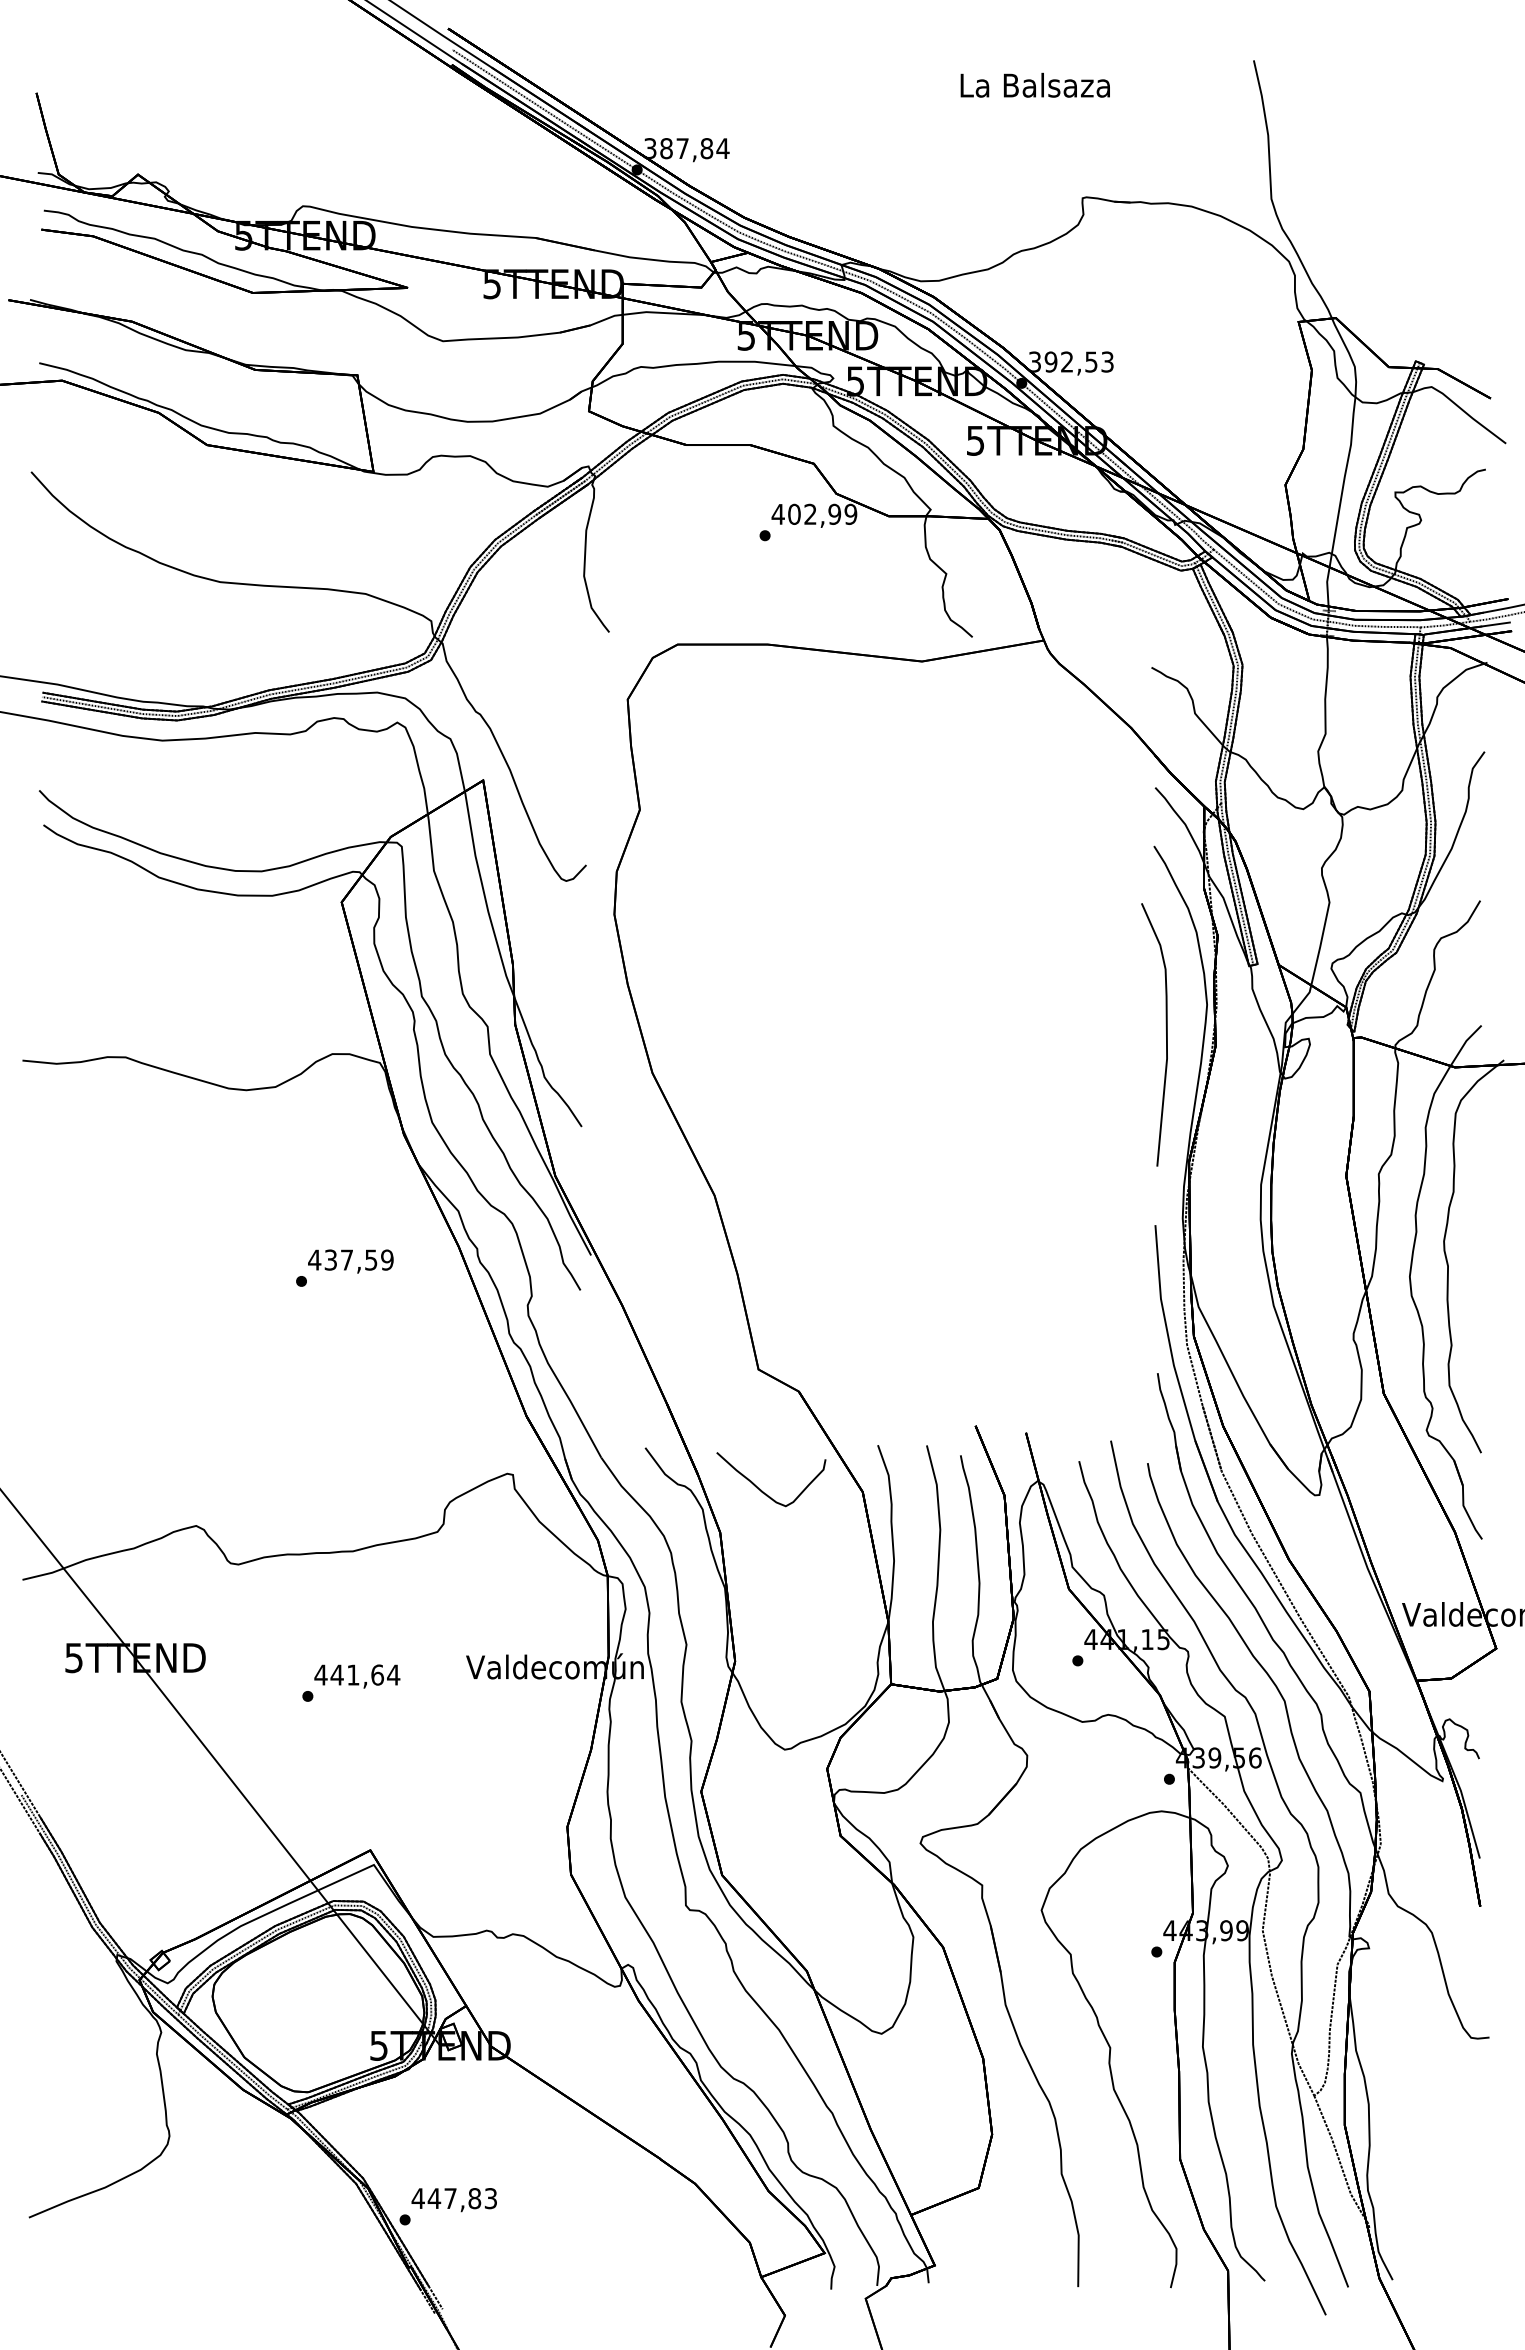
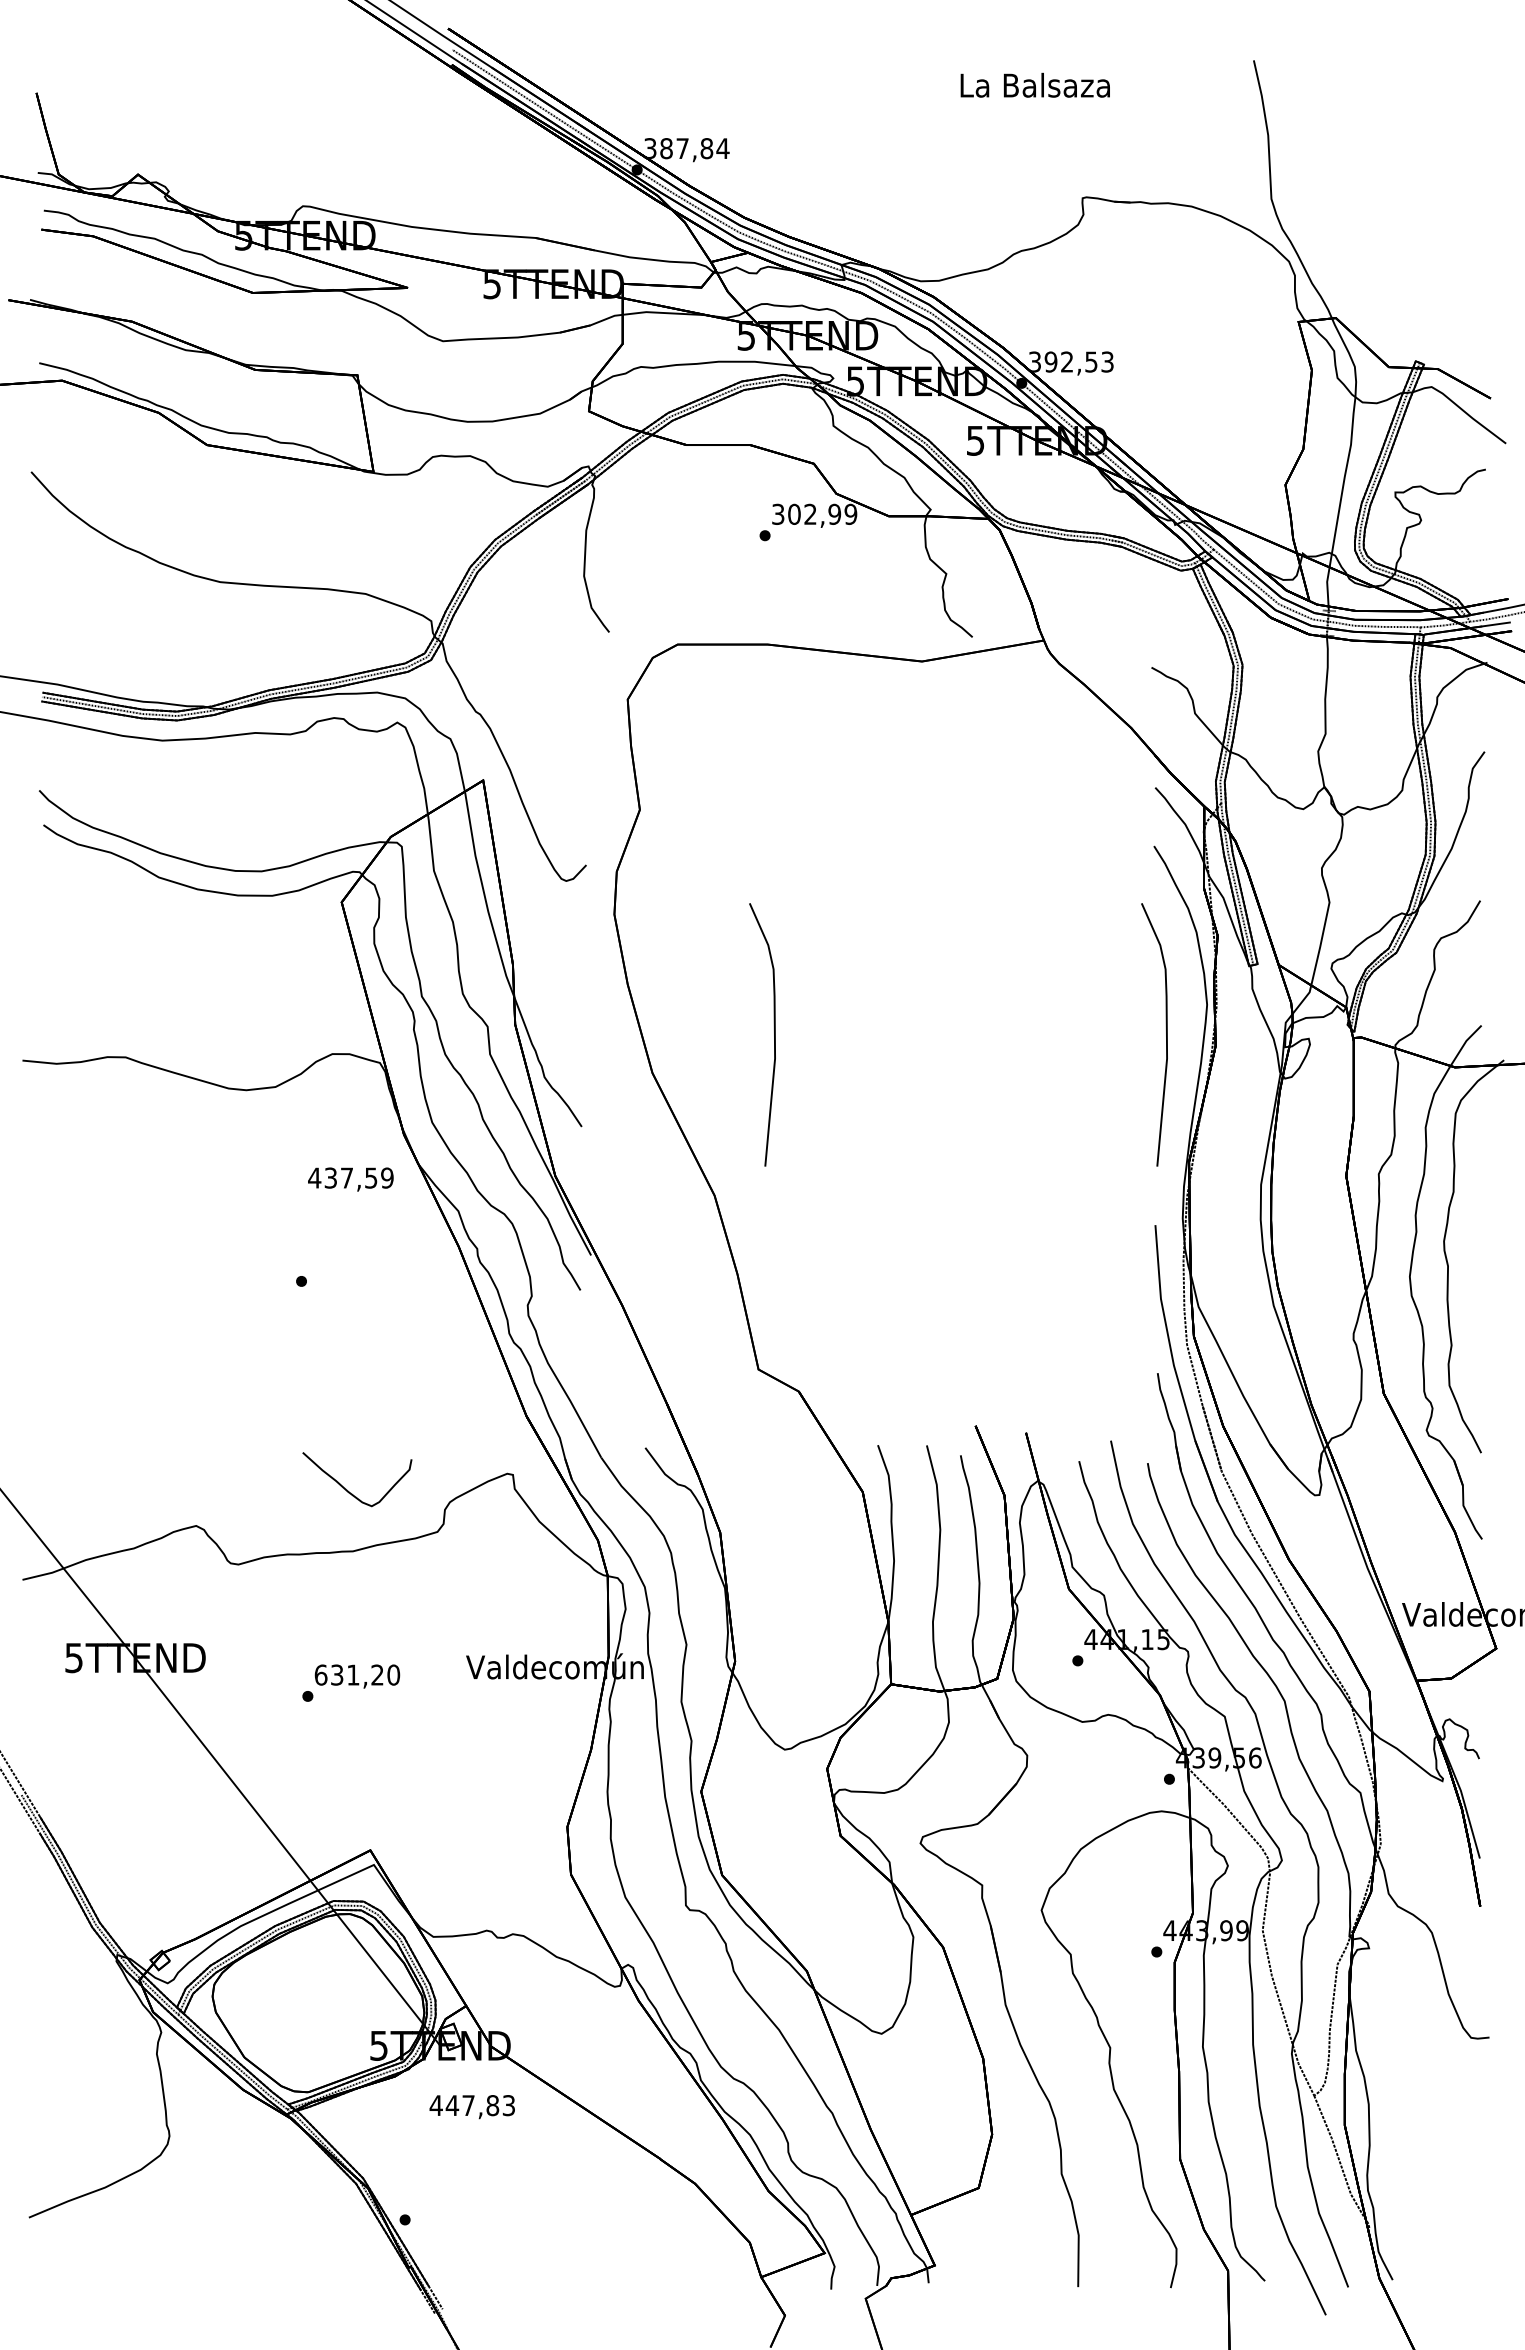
text: 402,99 -> 302,99 (777, 513)
curve: none -> present (774, 1034)
text position: (350, 1261) -> (350, 1179) (350, 1179)
curve position: (761, 1489) -> (347, 1489) (347, 1489)
text: 441,64 -> 631,20 (357, 1674)
text position: (453, 2200) -> (471, 2107) (471, 2107)
